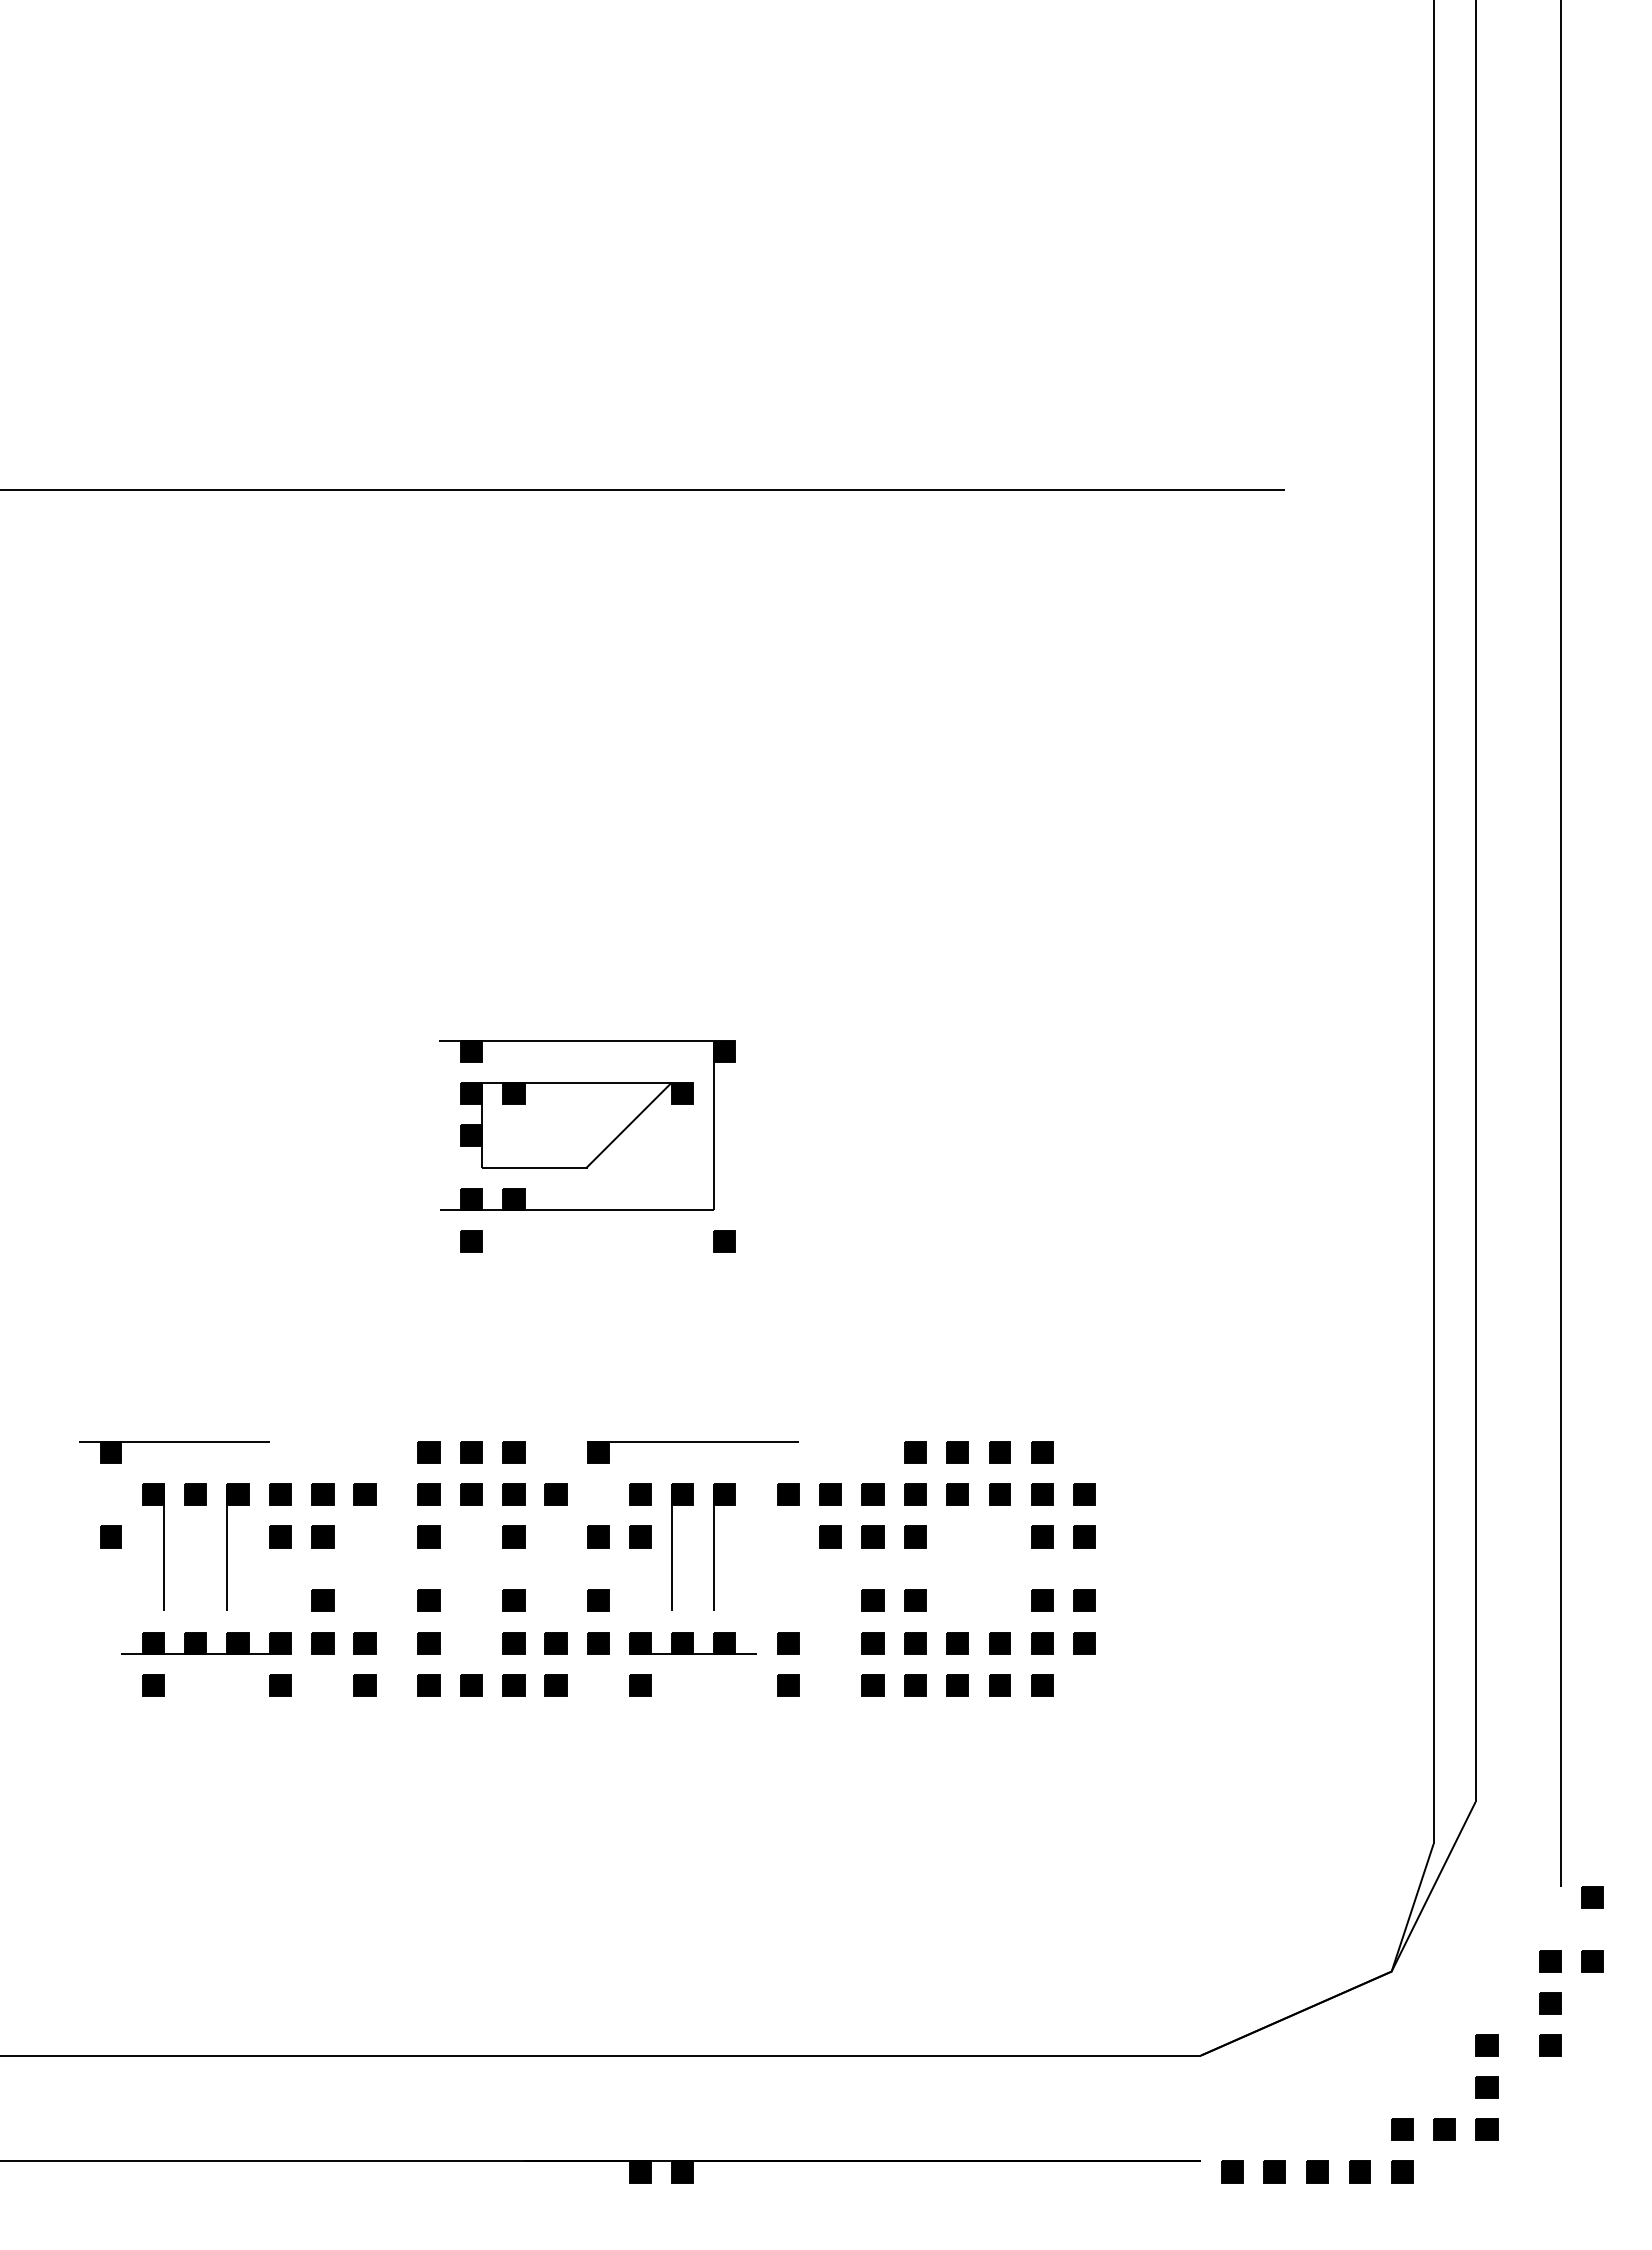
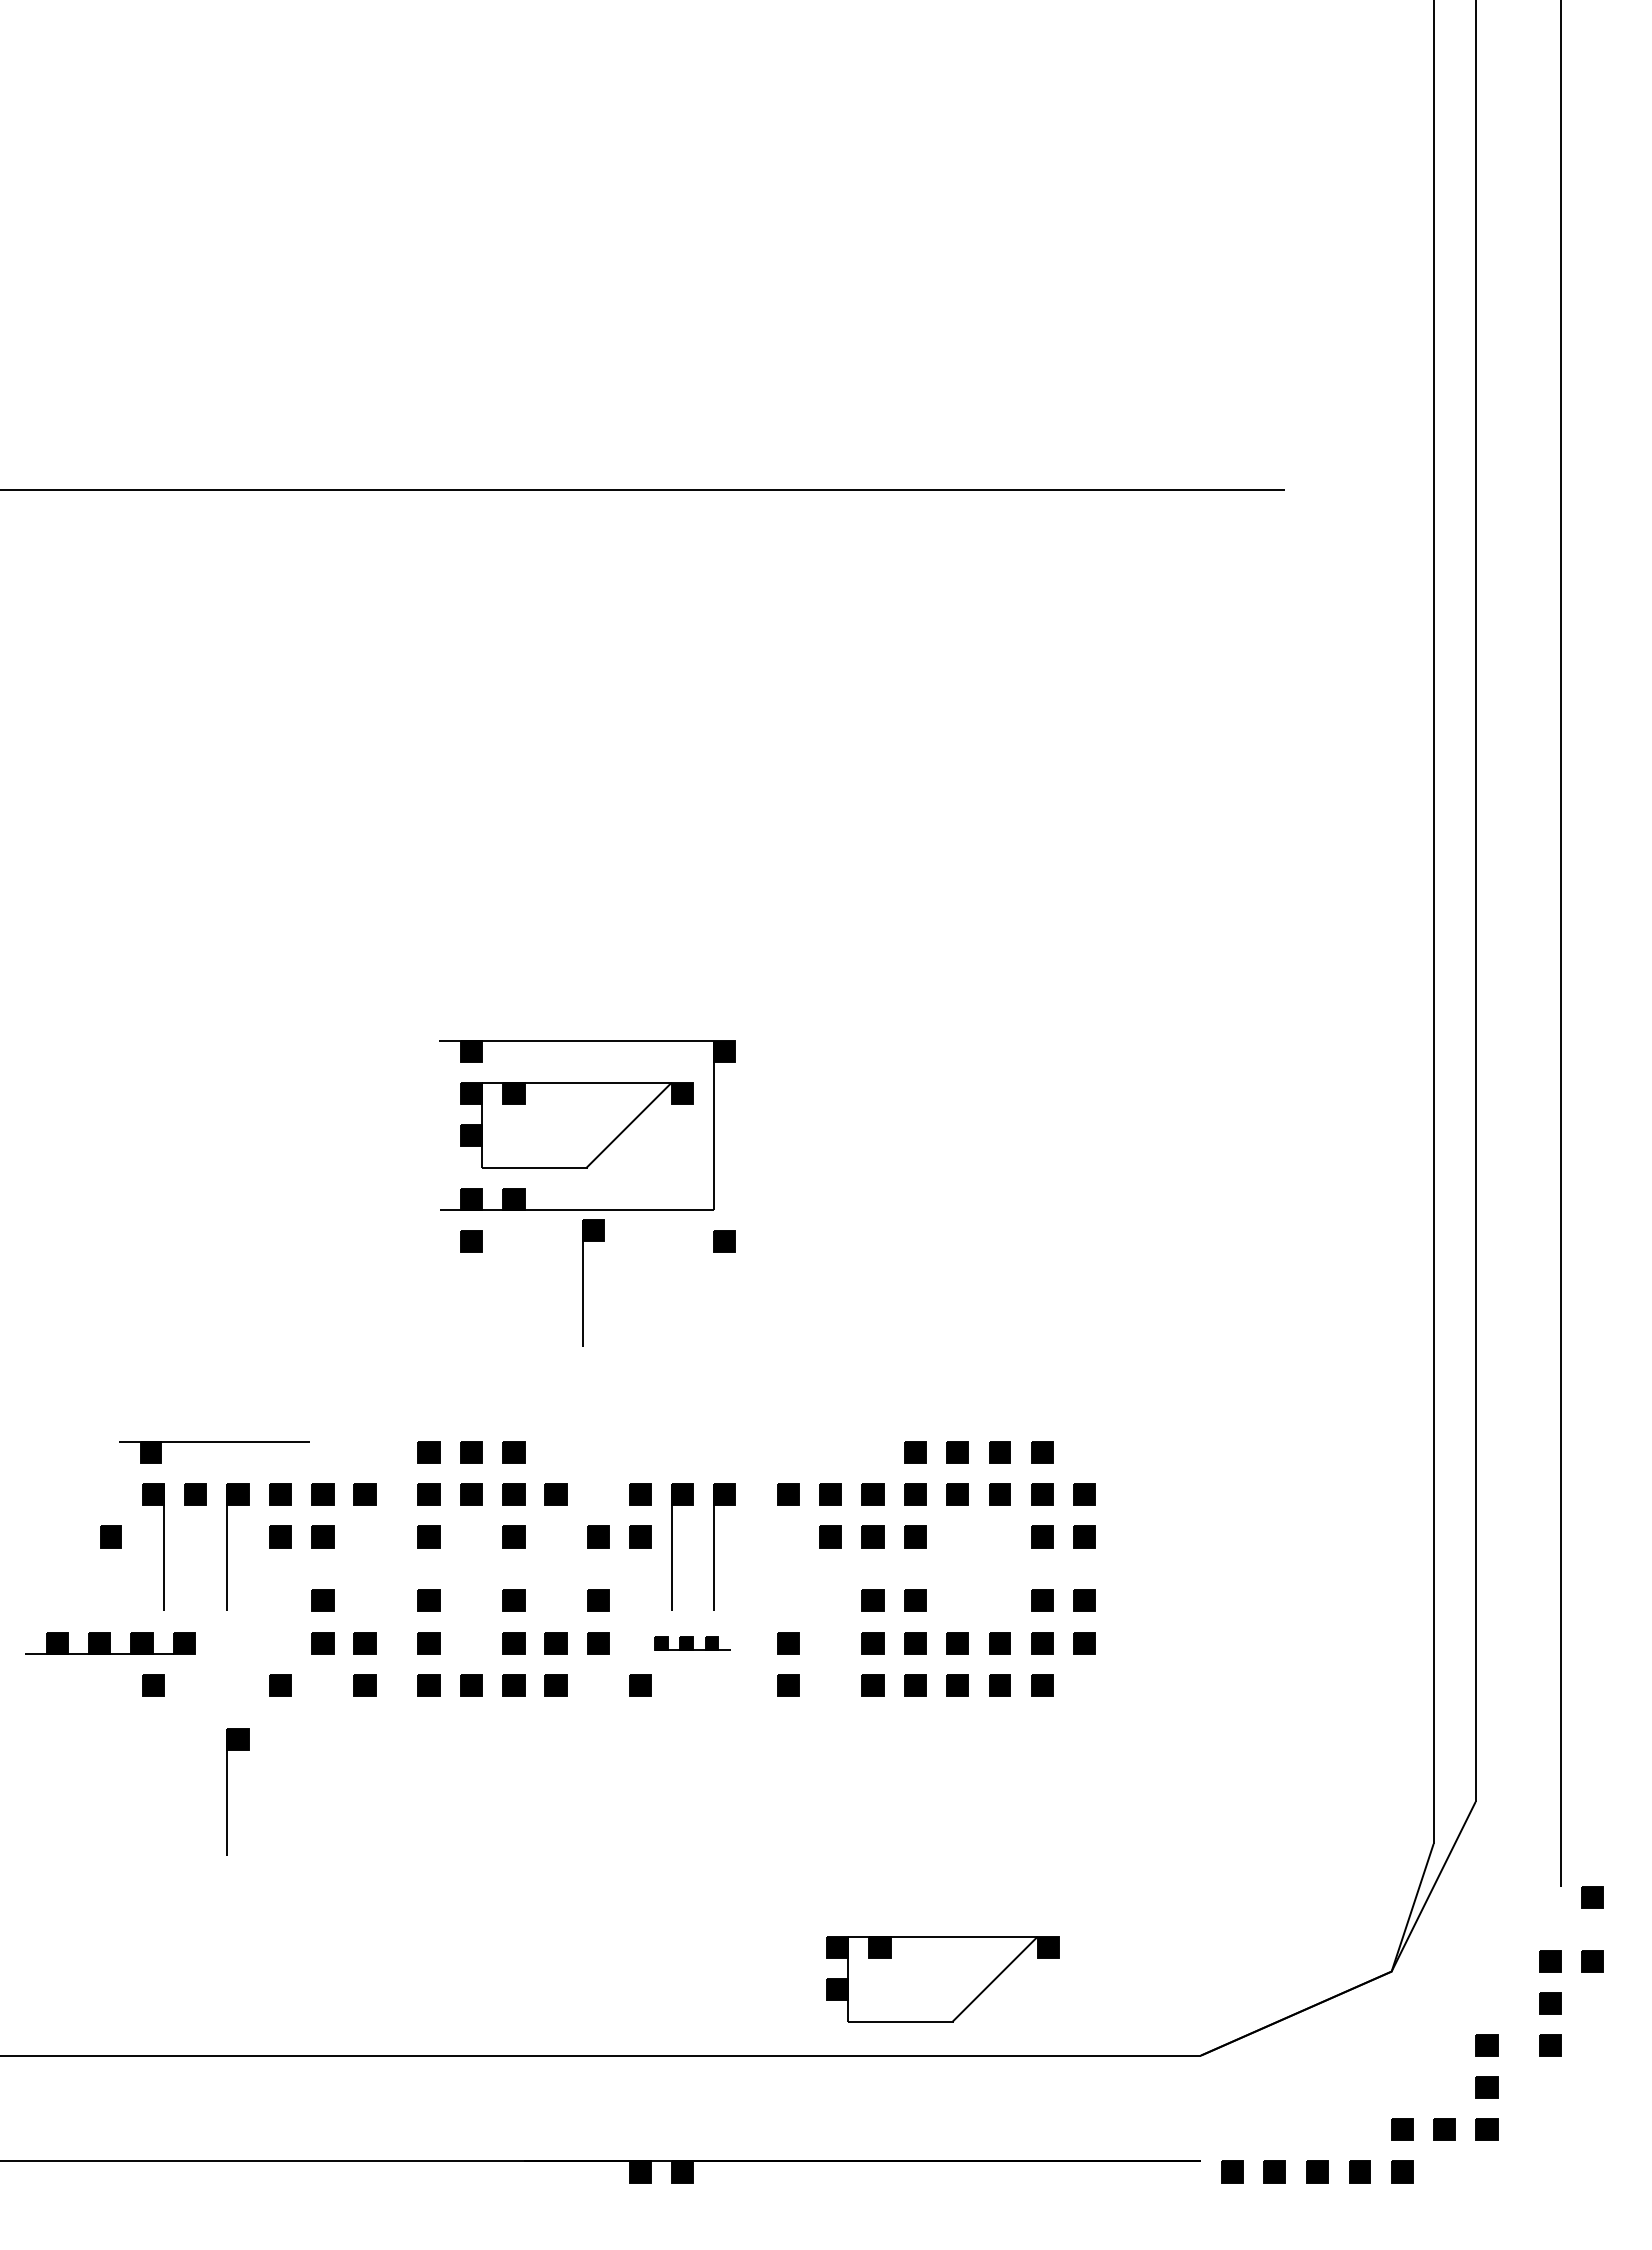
part: none -> present (583, 1282)
part position: (174, 1442) -> (214, 1442) (214, 1442)
part: present -> none (692, 1442)
part position: (206, 1643) -> (110, 1643) (110, 1643)
part size: 128x23 px -> 77x15 px (692, 1643)
part: none -> present (227, 1791)
part: none -> present (942, 1979)
